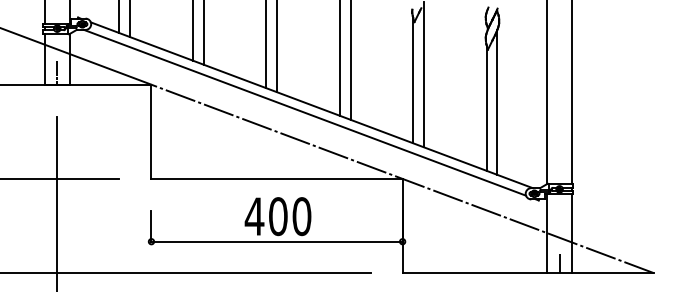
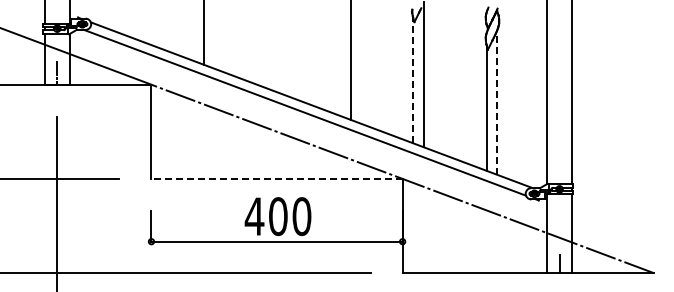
line: present -> none (119, 17)
line: present -> none (130, 19)
line: present -> none (192, 31)
line: present -> none (266, 45)
line: present -> none (277, 47)
line: present -> none (339, 58)
line: solid -> dashed (413, 80)
line: solid -> dashed (497, 102)
line: solid -> dashed (277, 178)
